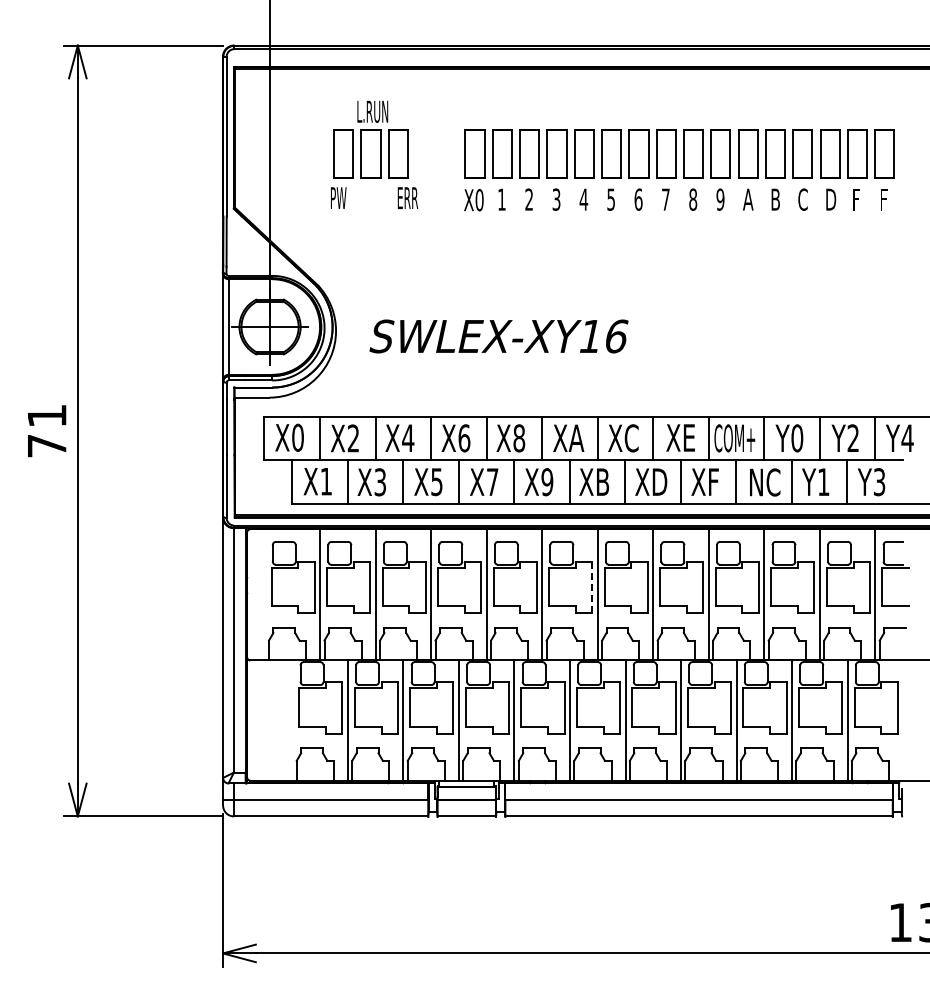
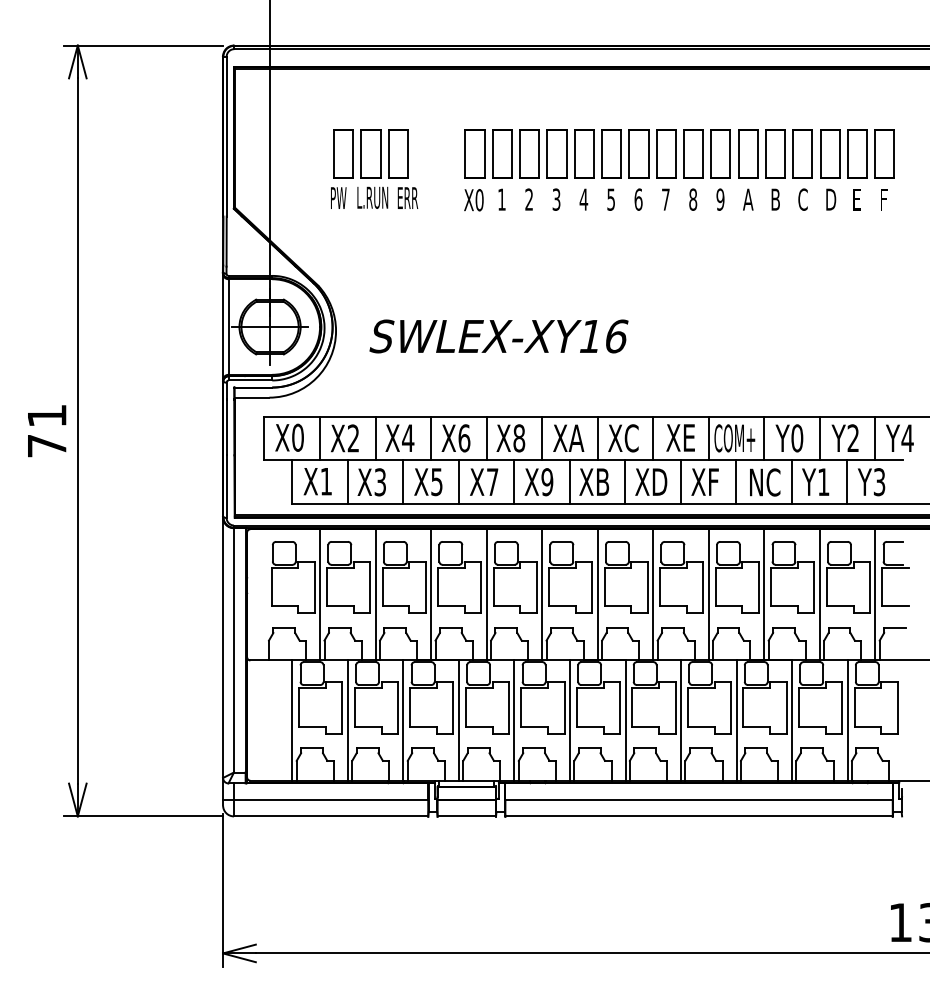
text position: (372, 111) -> (372, 197) (372, 197)
text: F -> E (857, 199)
line: dashed -> solid (592, 587)
line: none -> present (292, 720)
